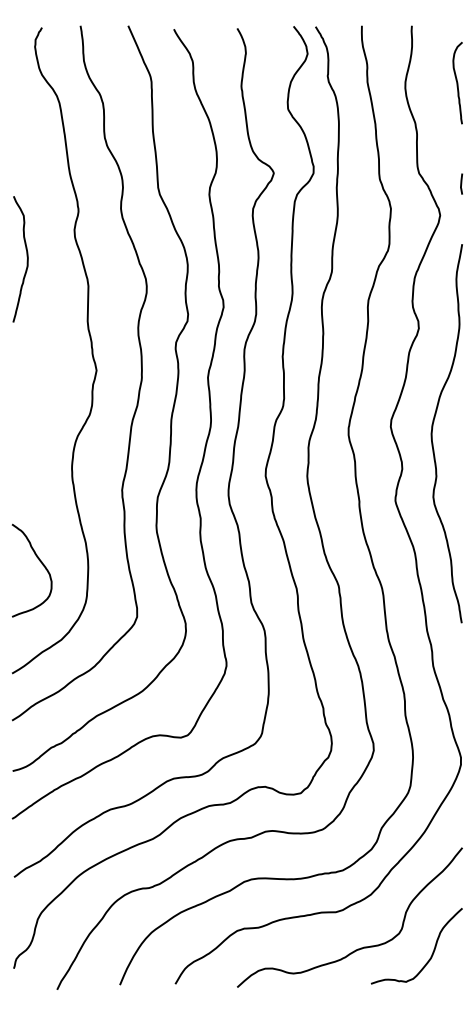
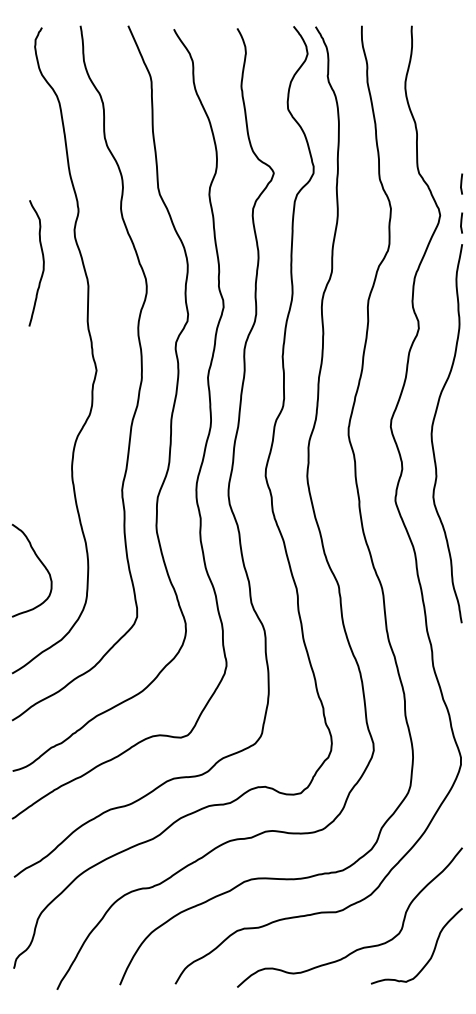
curve: present -> none (457, 82)
line: none -> present (461, 222)
curve position: (26, 260) -> (42, 264) (42, 264)
